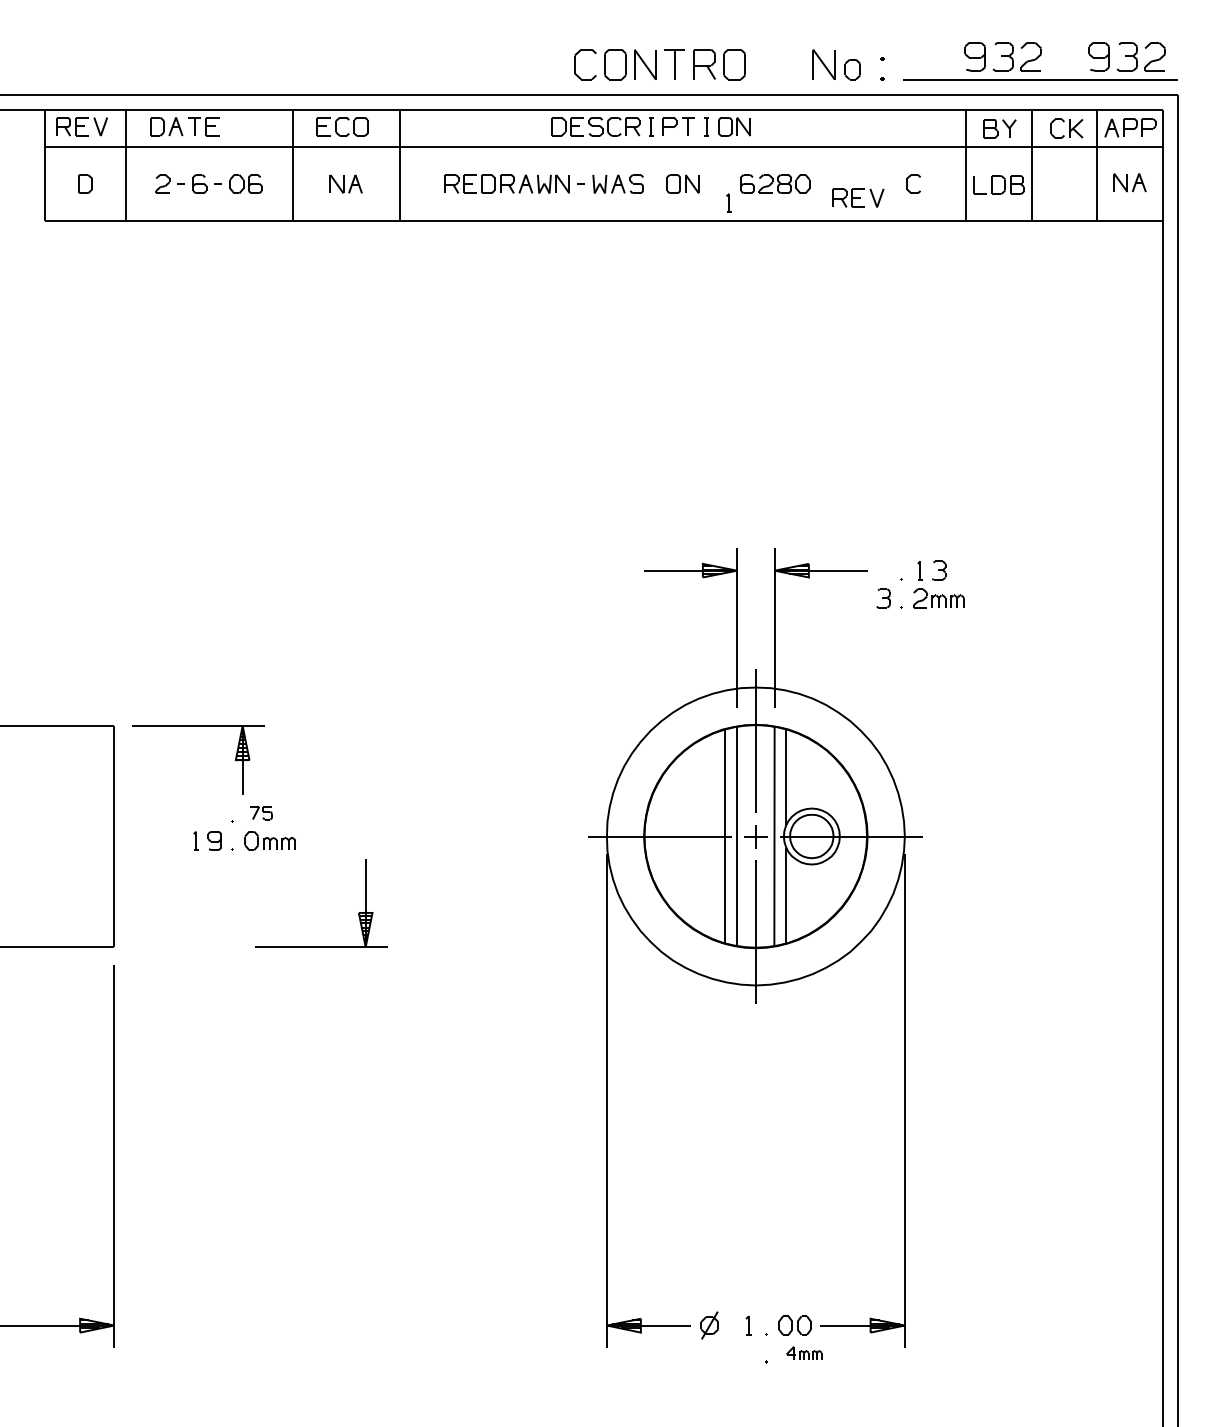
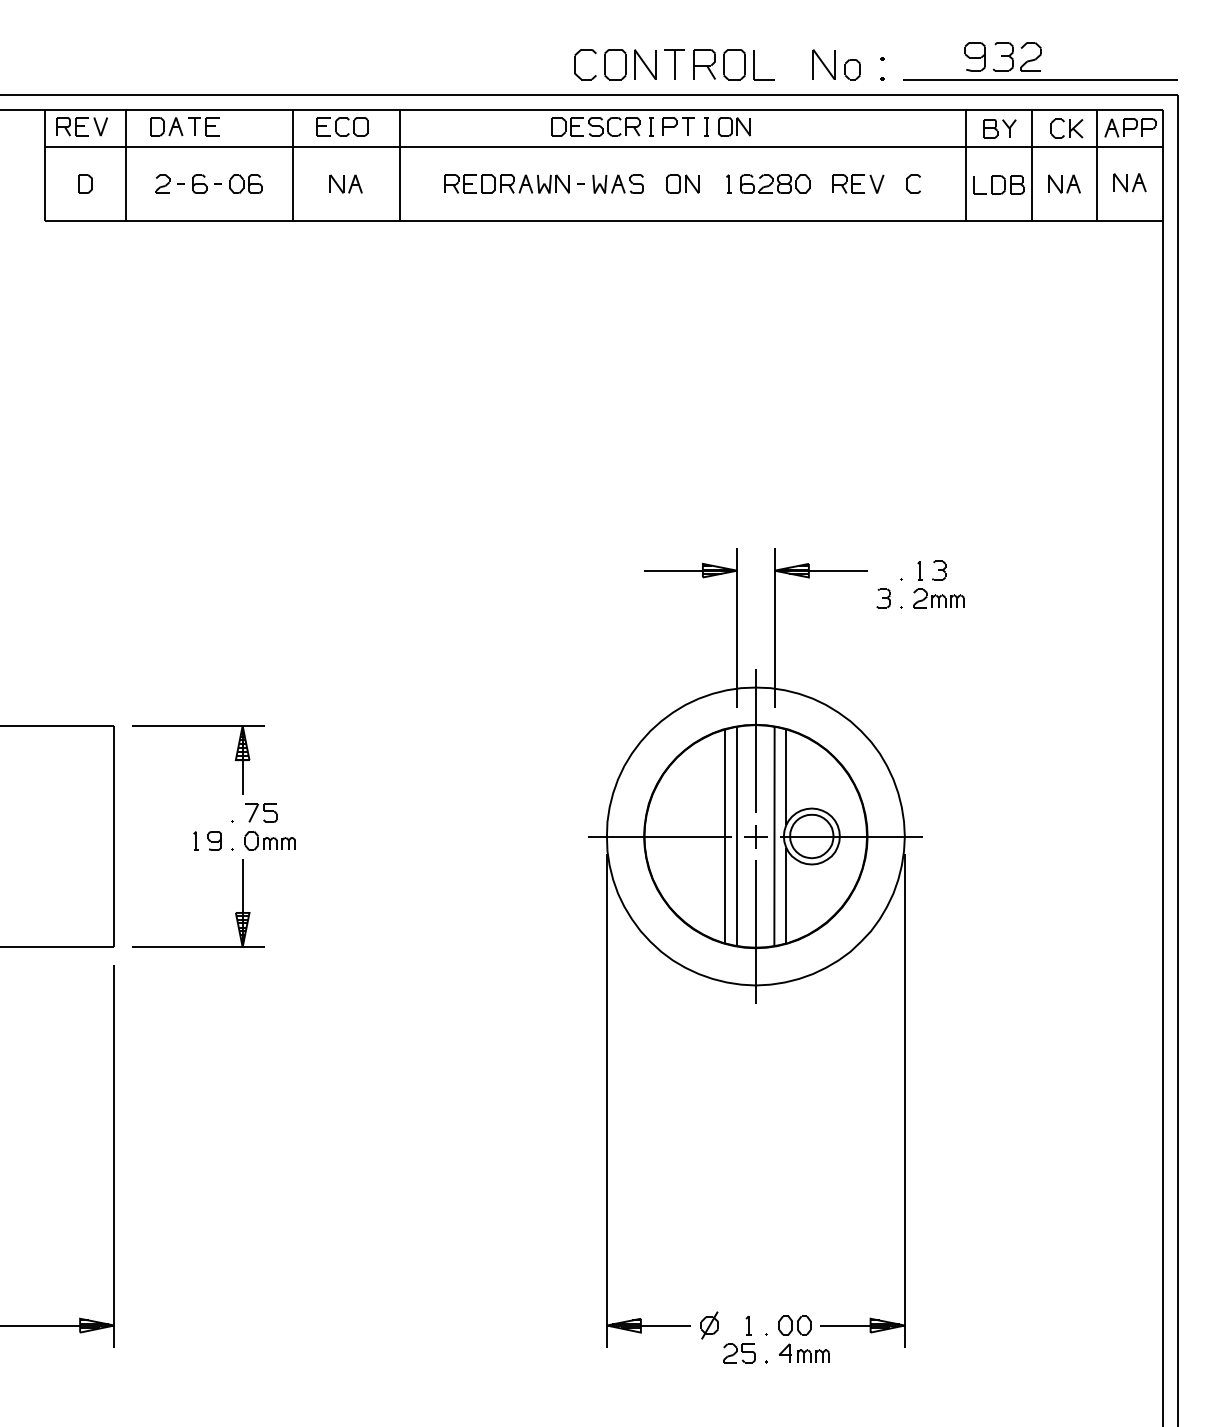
part: present -> none (1126, 56)
part: none -> present (754, 65)
part: none -> present (1064, 183)
part position: (858, 197) -> (858, 183) (858, 183)
part position: (728, 202) -> (728, 183) (728, 183)
part size: 23x15 px -> 33x20 px (261, 812)
part position: (358, 912) -> (235, 912) (235, 912)
part size: 37x14 px -> 52x20 px (803, 1352)
part: none -> present (739, 1353)
